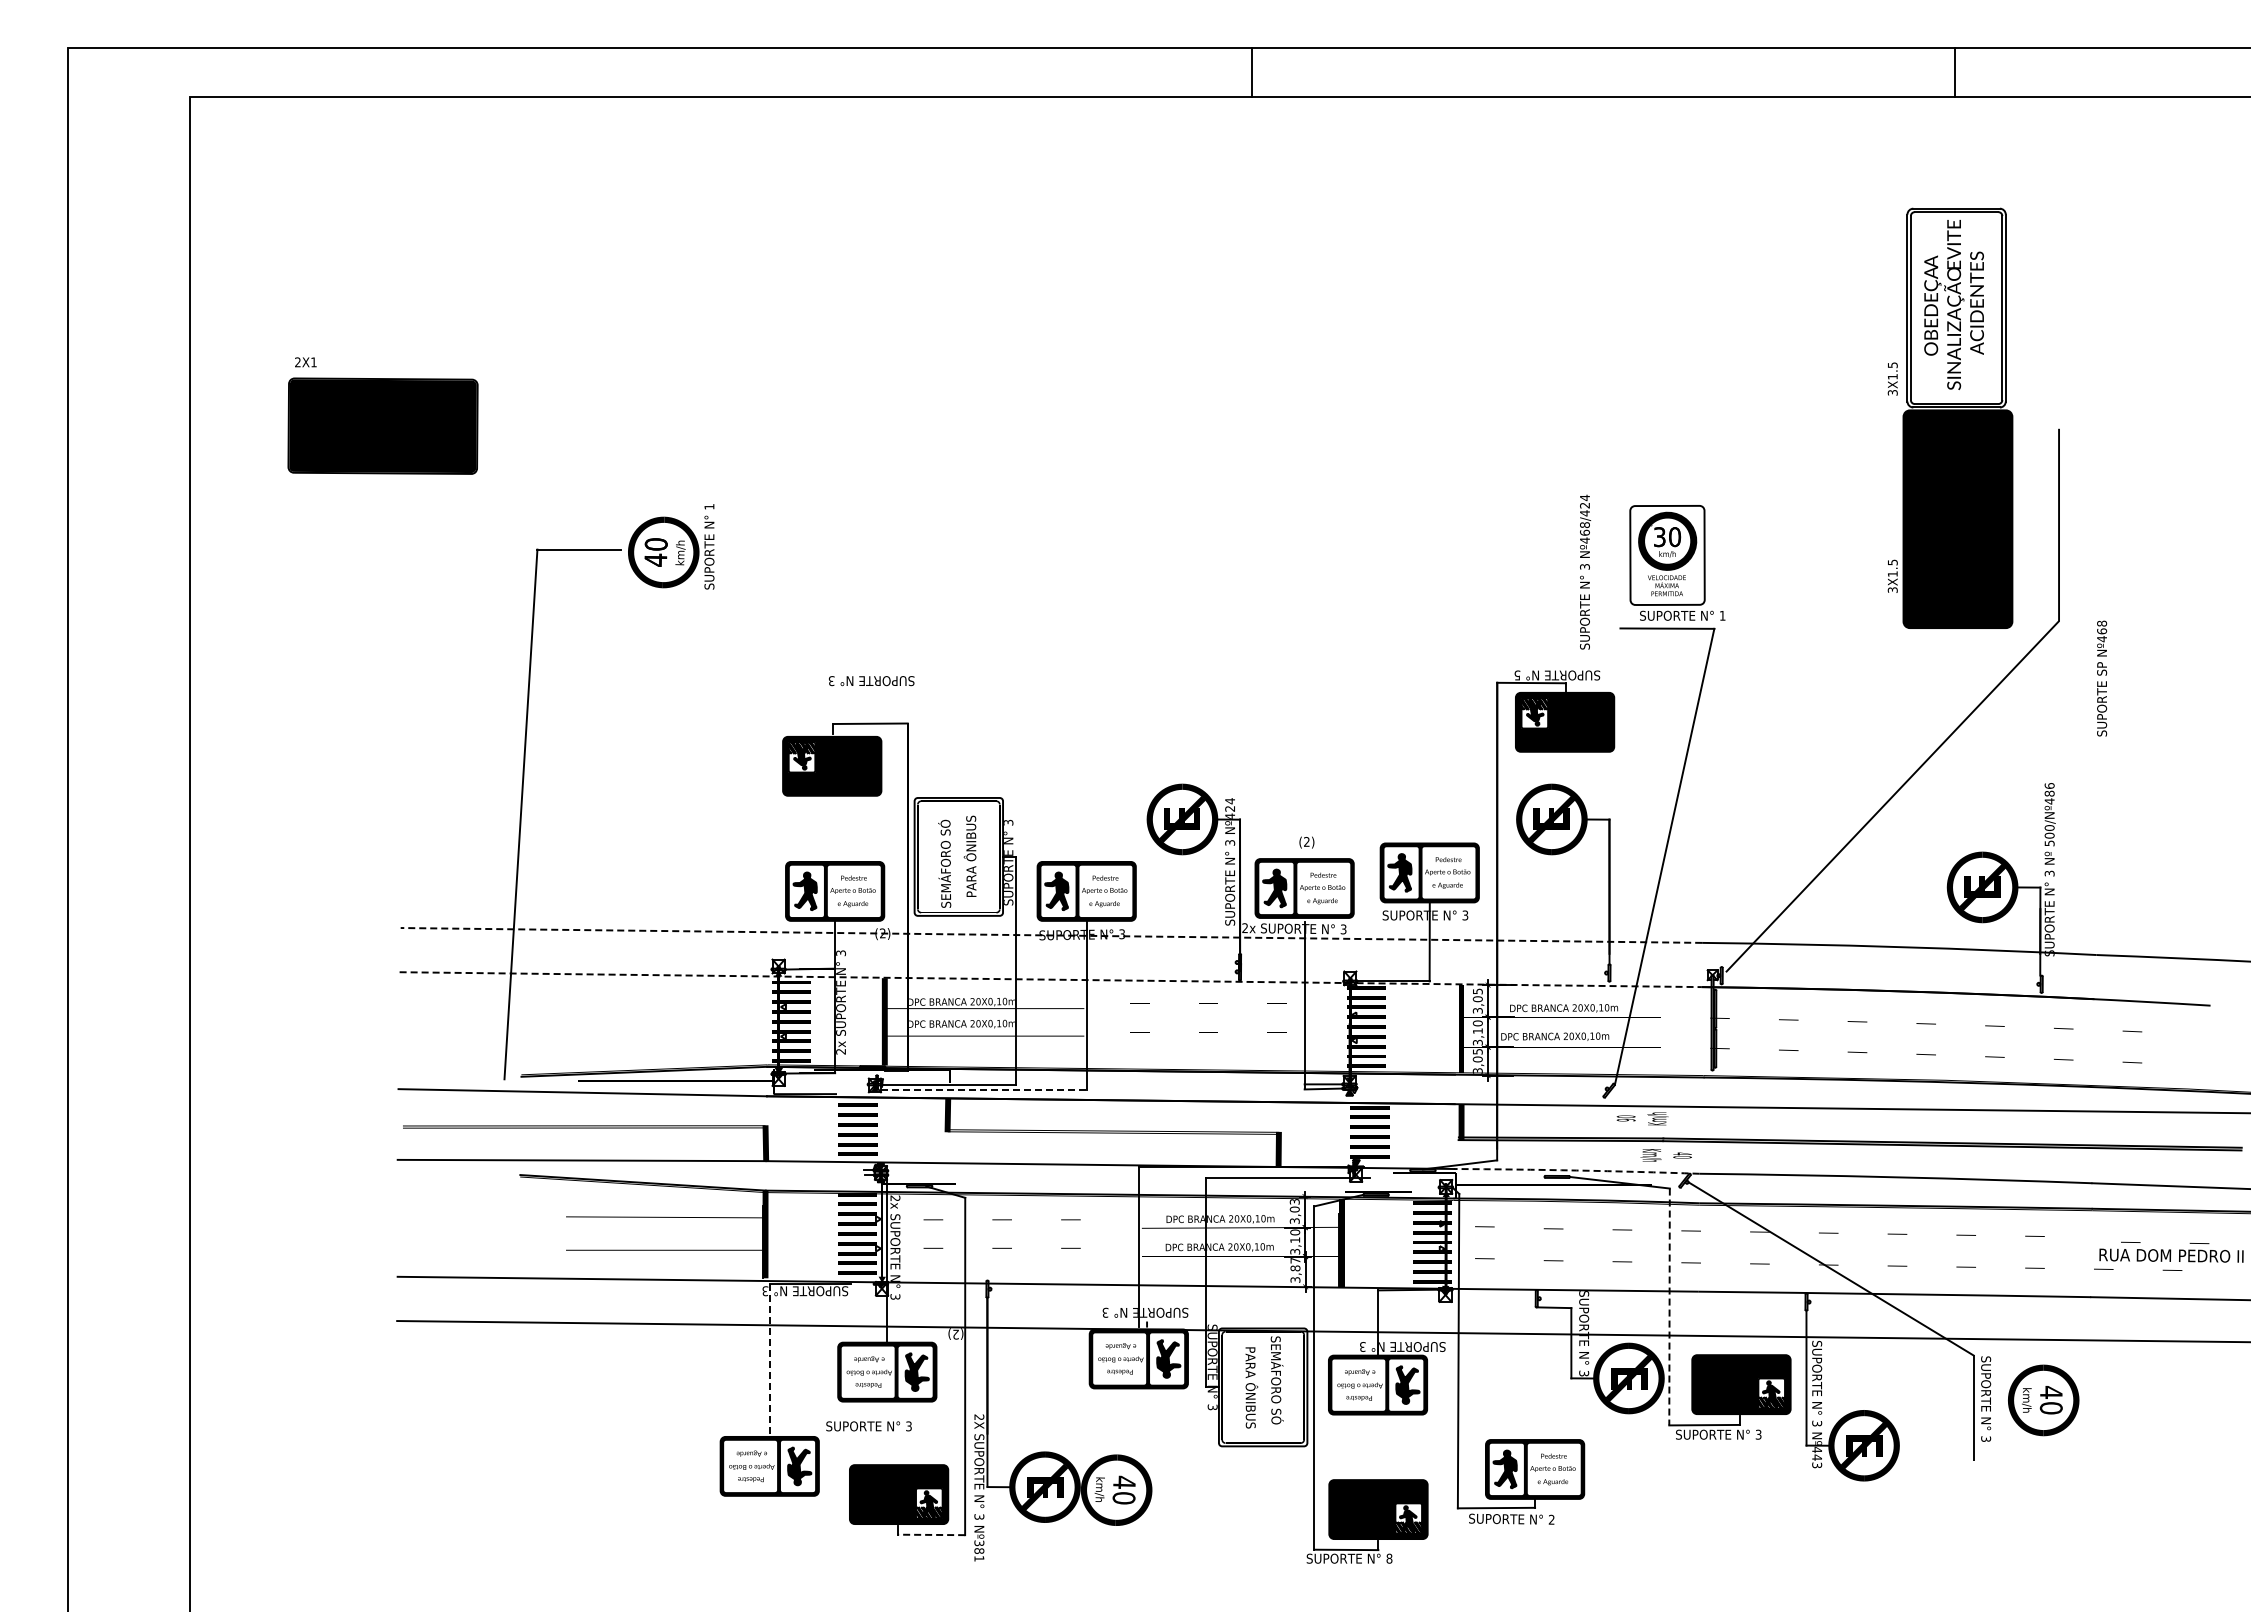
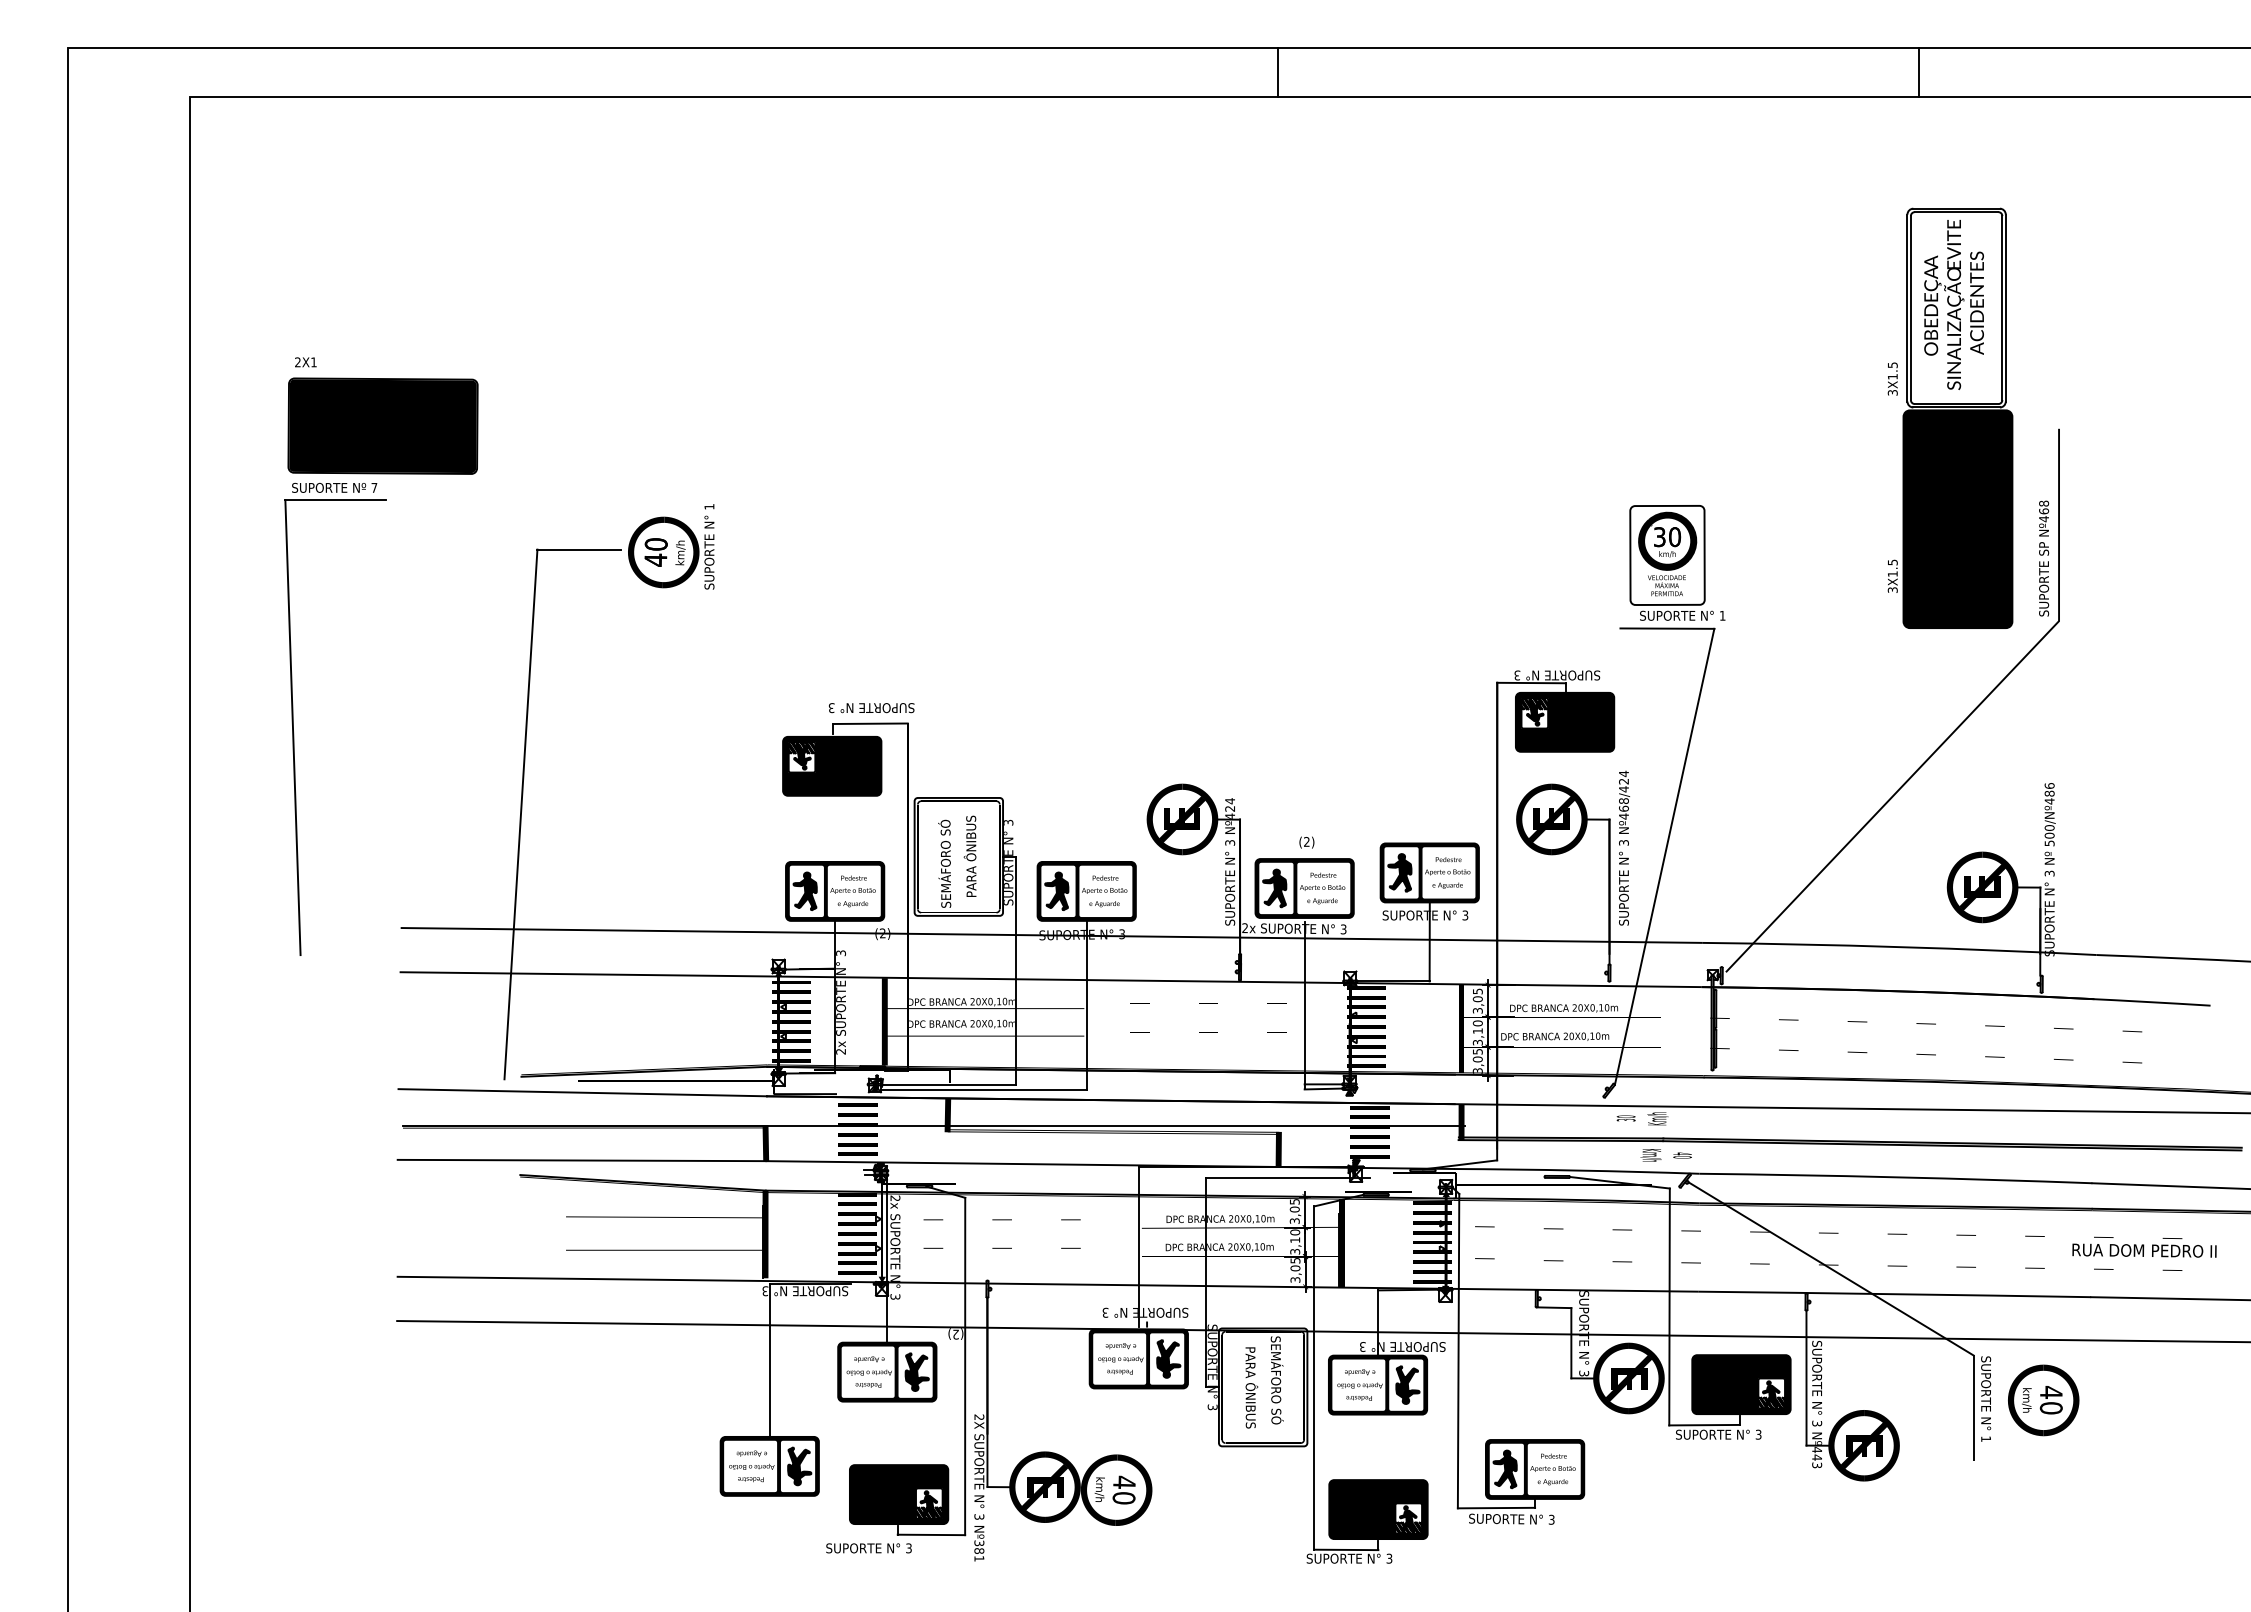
line position: (1251, 72) -> (1277, 72) (1277, 72)
line position: (1955, 72) -> (1919, 72) (1919, 72)
text position: (1585, 571) -> (1624, 847) (1624, 847)
text: 5 -> 3 (1516, 675)
text position: (2102, 678) -> (2044, 558) (2044, 558)
text position: (871, 681) -> (871, 708) (871, 708)
part: none -> present (293, 718)
line: dashed -> solid (1051, 935)
line: dashed -> solid (1051, 979)
line: dashed -> solid (983, 1089)
text: 90 -> 30 (1625, 1119)
line: none -> present (933, 1125)
arc: dashed -> solid (1576, 1170)
text: 3,03 -> 3,05 (1293, 1201)
text position: (2171, 1251) -> (2144, 1246) (2144, 1246)
text: 3,87 -> 3,05 (1295, 1264)
line: dashed -> solid (1669, 1307)
line: dashed -> solid (769, 1360)
text position: (868, 1426) -> (868, 1548) (868, 1548)
text: 3 -> 1 (1986, 1438)
text: 2 -> 3 (1551, 1519)
line: dashed -> solid (931, 1534)
text: 8 -> 3 (1389, 1558)
